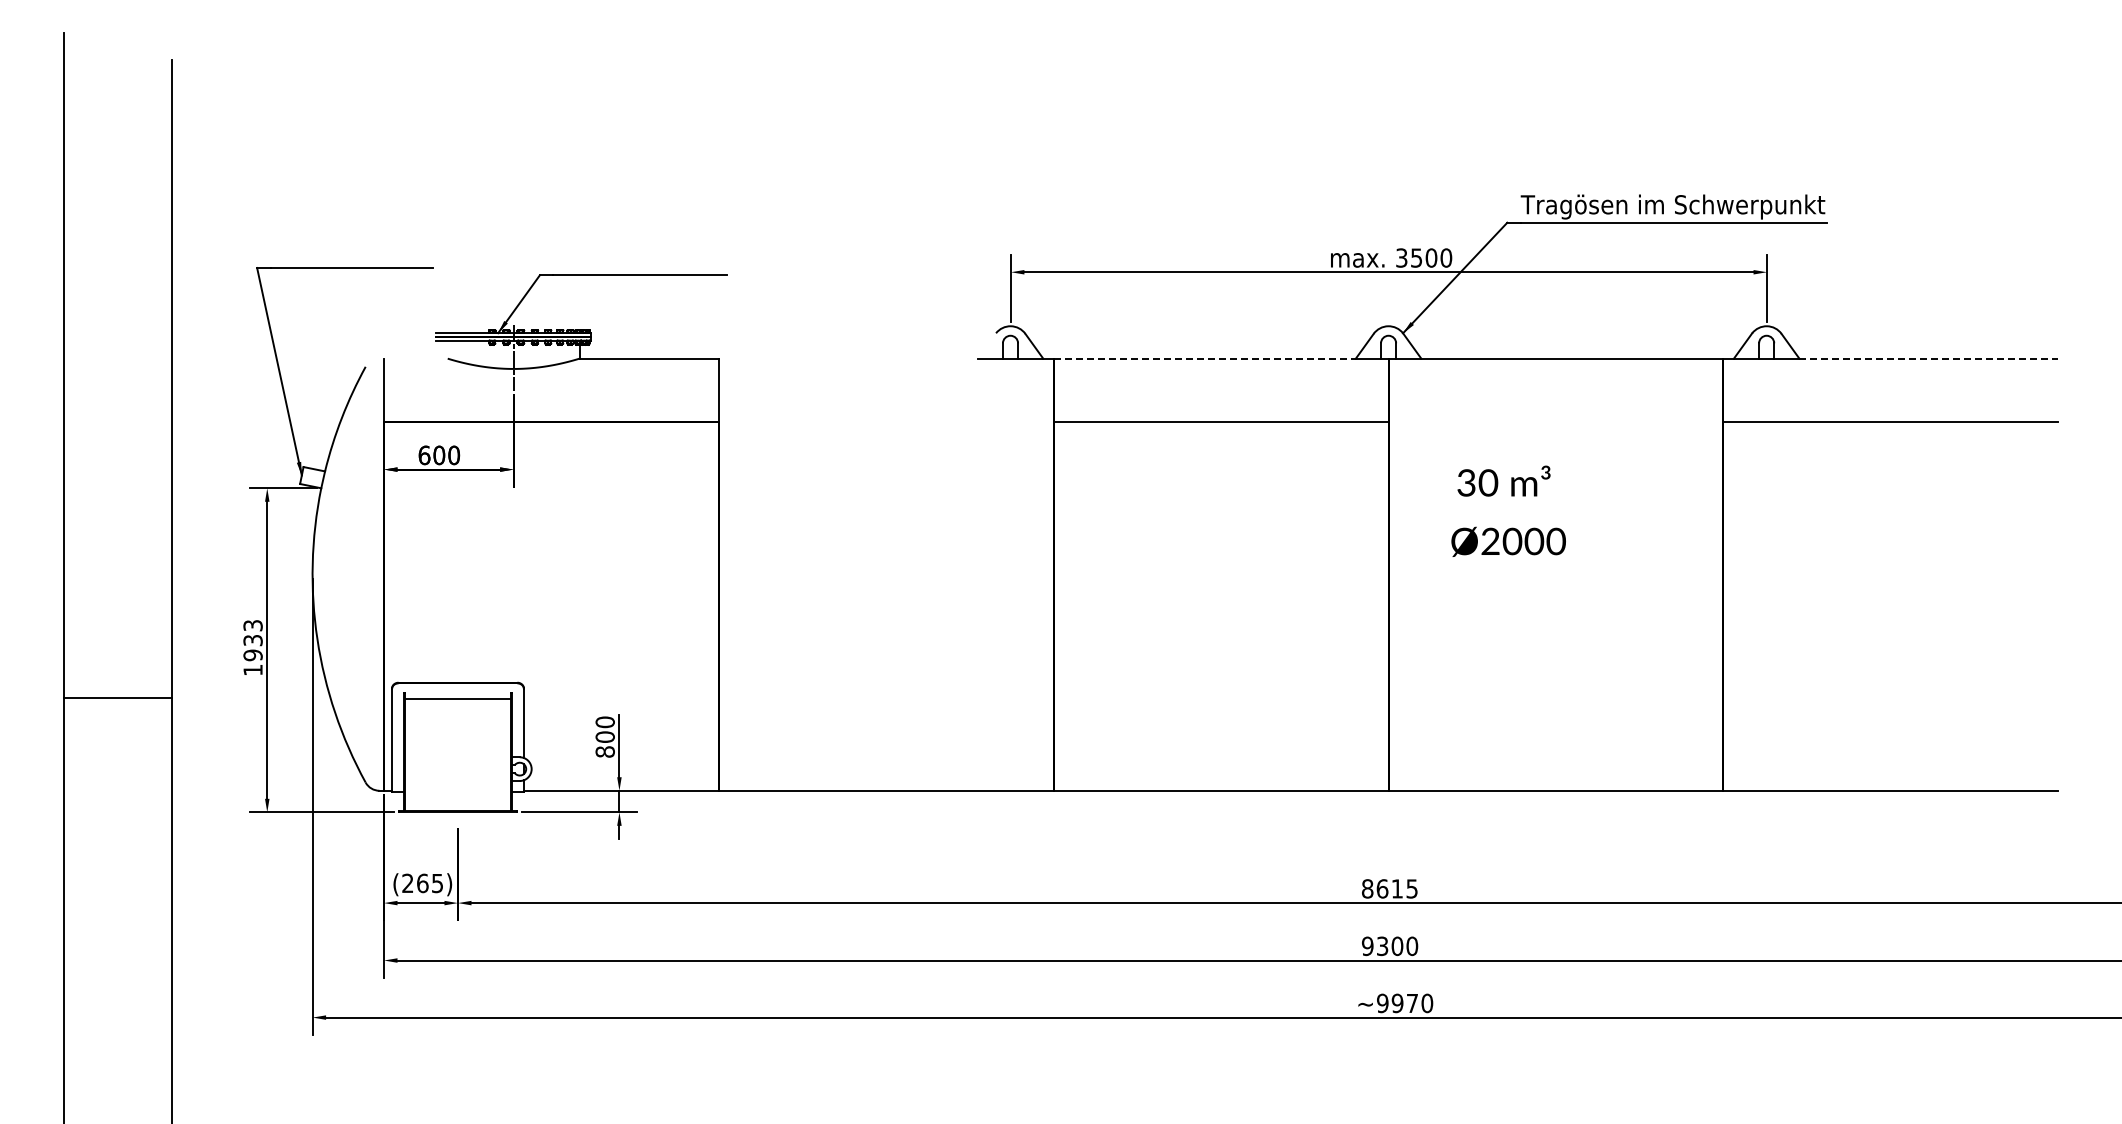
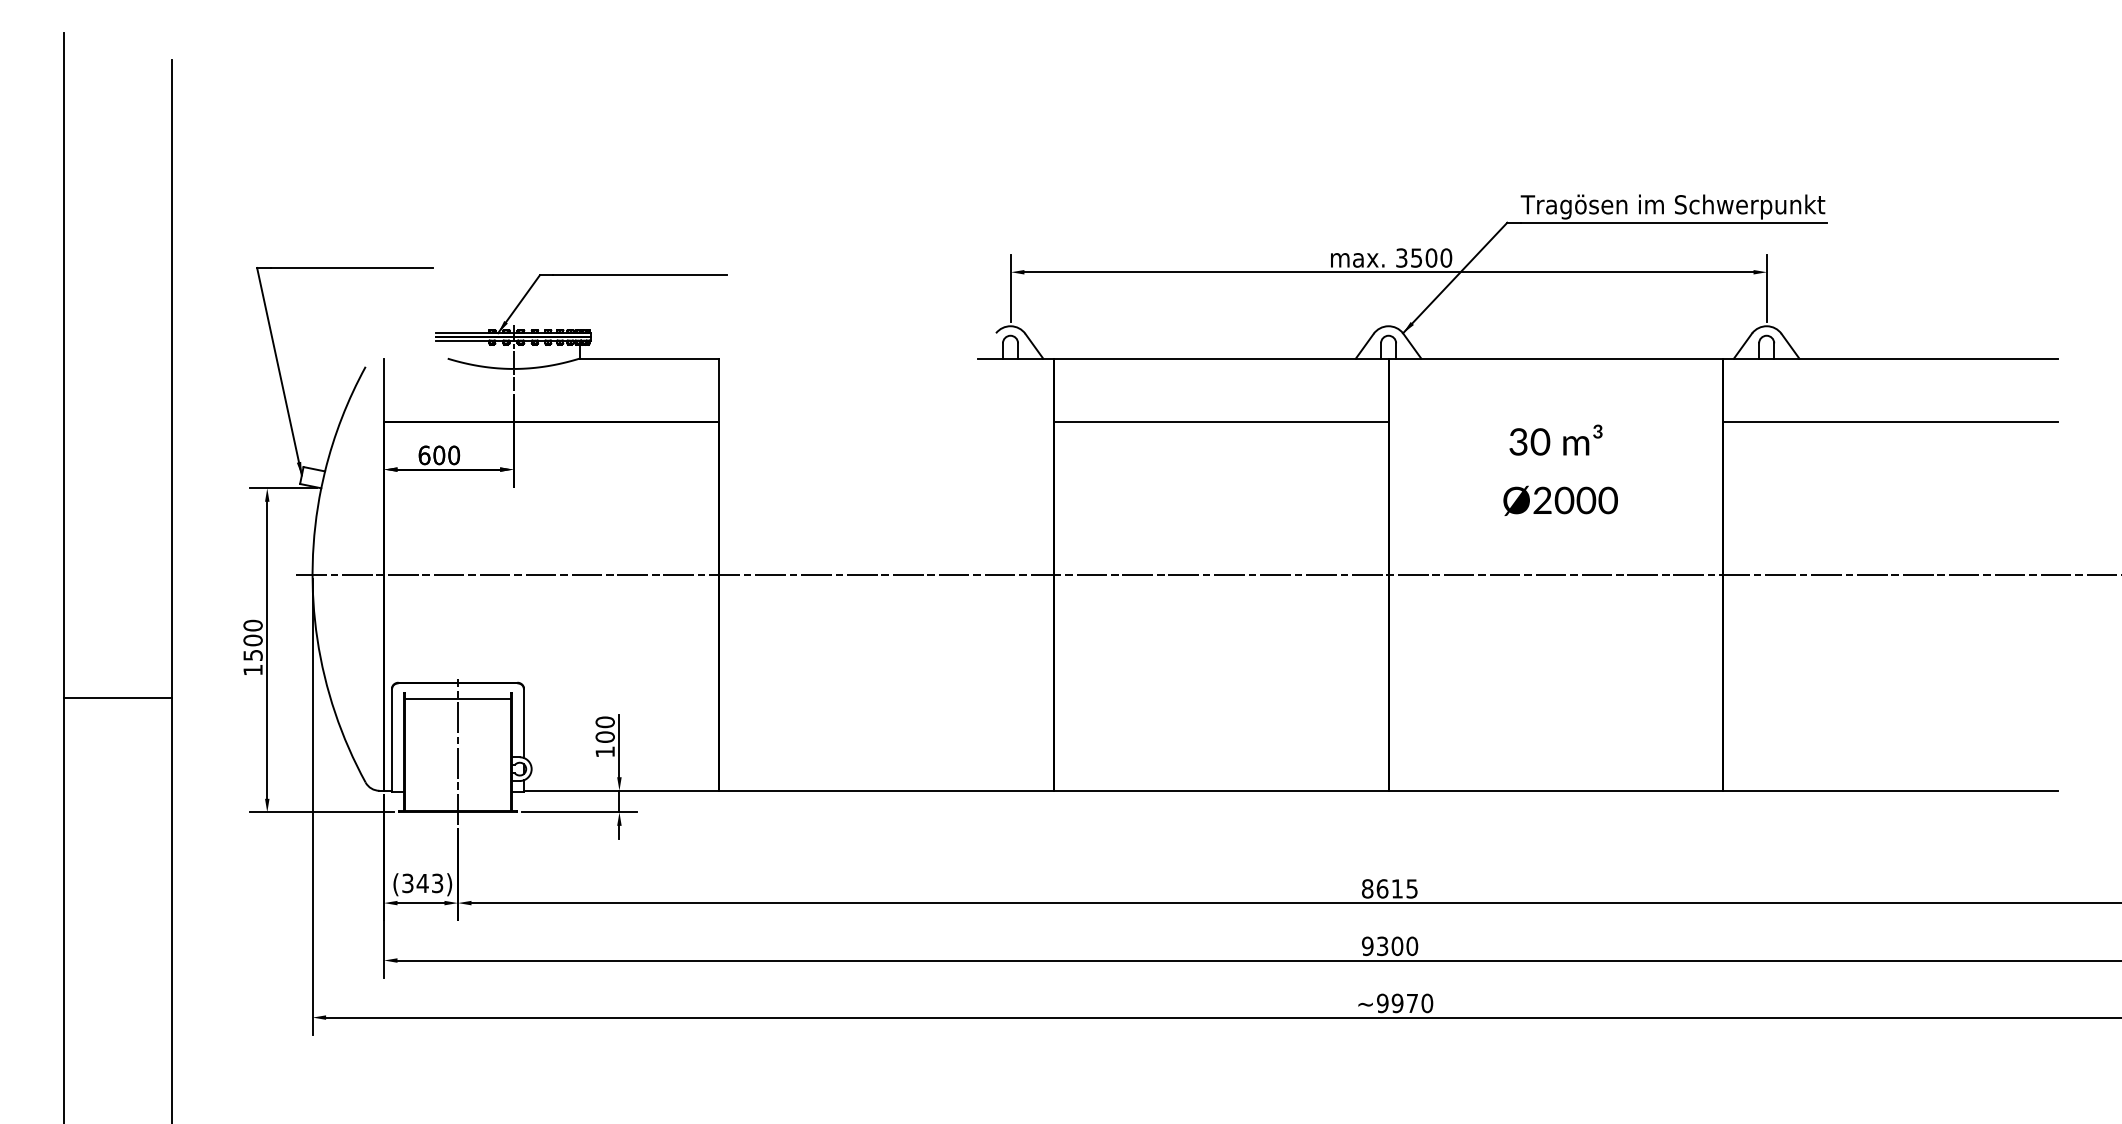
line: dashed -> solid (1205, 358)
line: dashed -> solid (1929, 358)
text position: (1508, 510) -> (1560, 469) (1560, 469)
line: none -> present (1207, 574)
text: 1933 -> 1500 (252, 640)
line: none -> present (458, 751)
text: 800 -> 100 (604, 751)
text: (265) -> (343) (422, 883)
